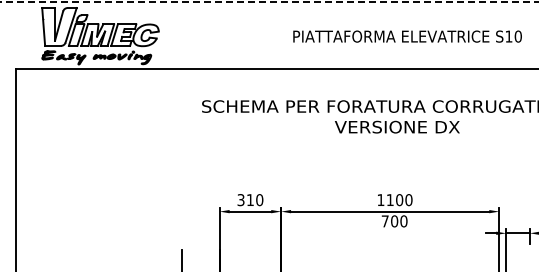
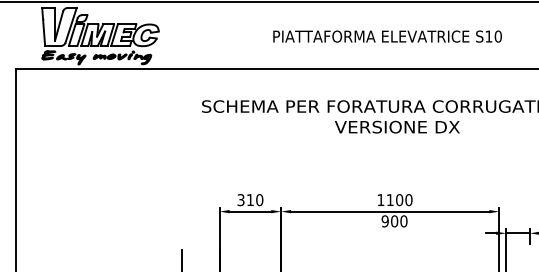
line: dashed -> solid (269, 1)
text position: (407, 36) -> (387, 36) (387, 36)
text: 700 -> 900 (384, 221)
